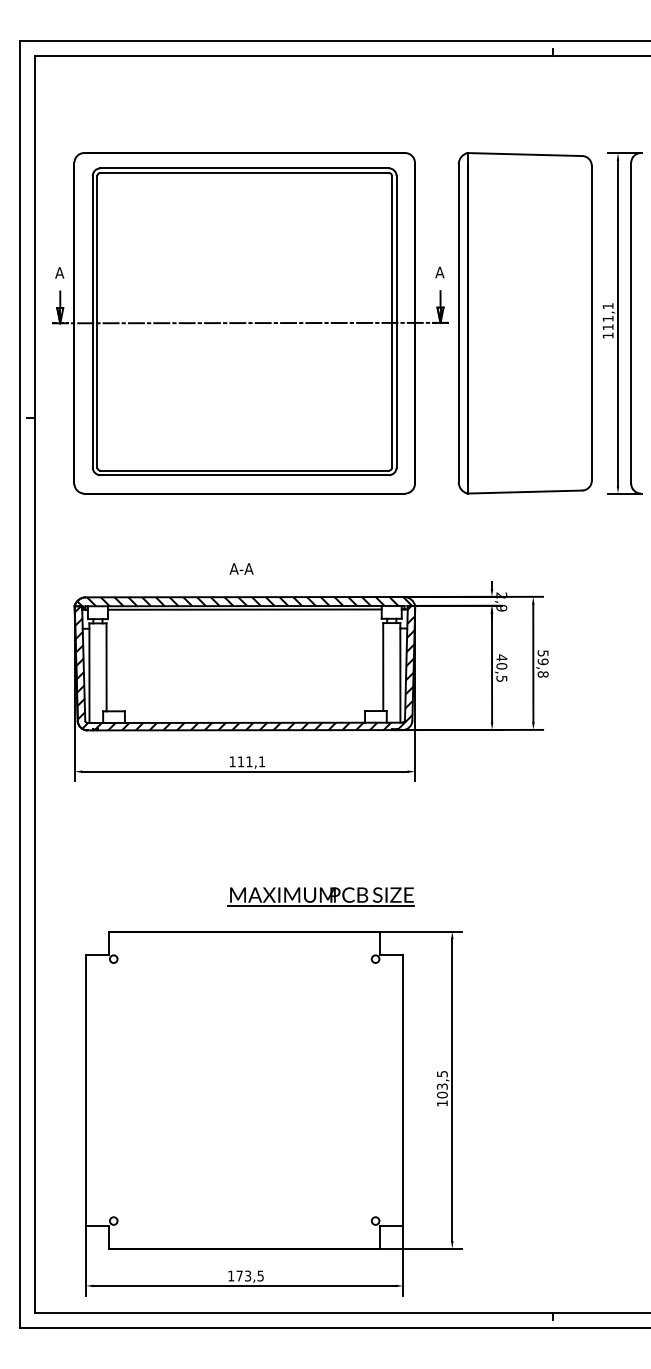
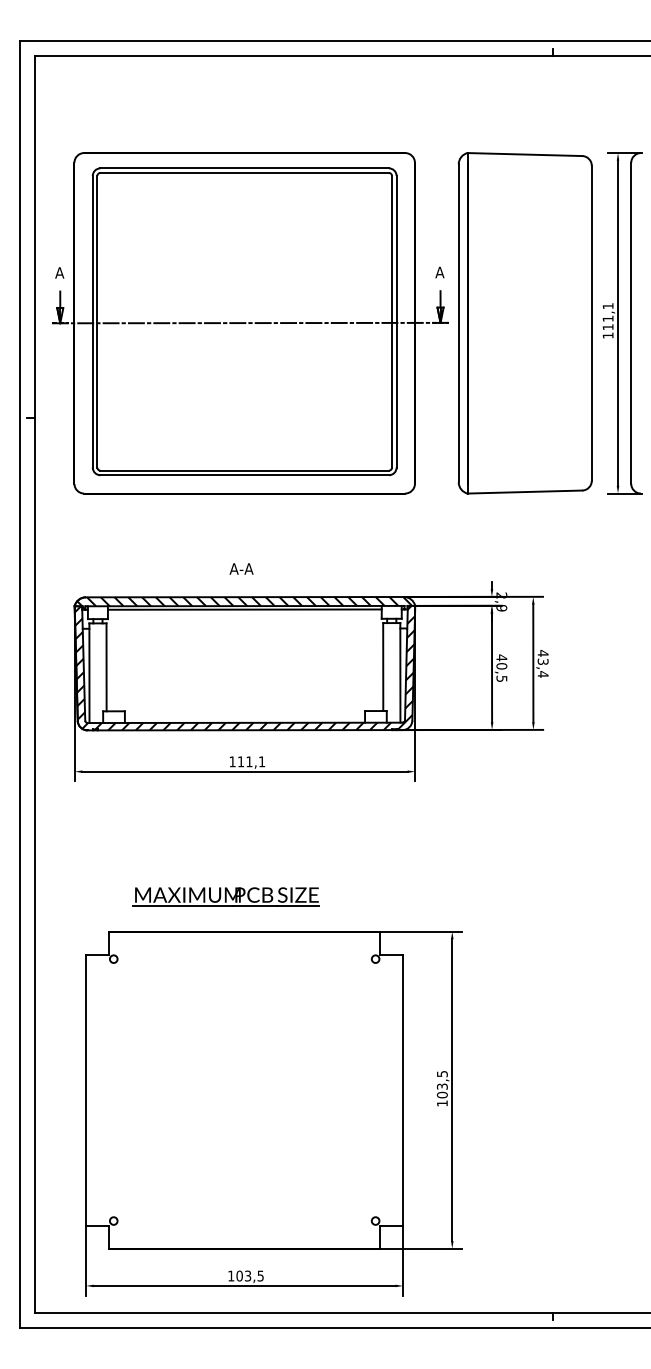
text: 59,8 -> 43,4 (542, 663)
part position: (320, 896) -> (225, 896) (225, 896)
text: 173,5 -> 103,5 (239, 1275)
